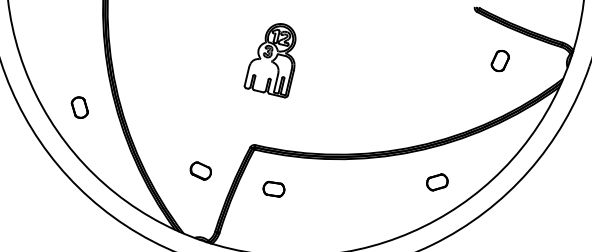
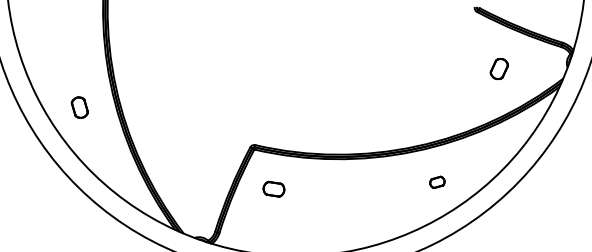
part: present -> none (269, 60)
part position: (499, 60) -> (498, 68) (498, 68)
part: present -> none (200, 170)
part size: 23x19 px -> 17x15 px (437, 182)
